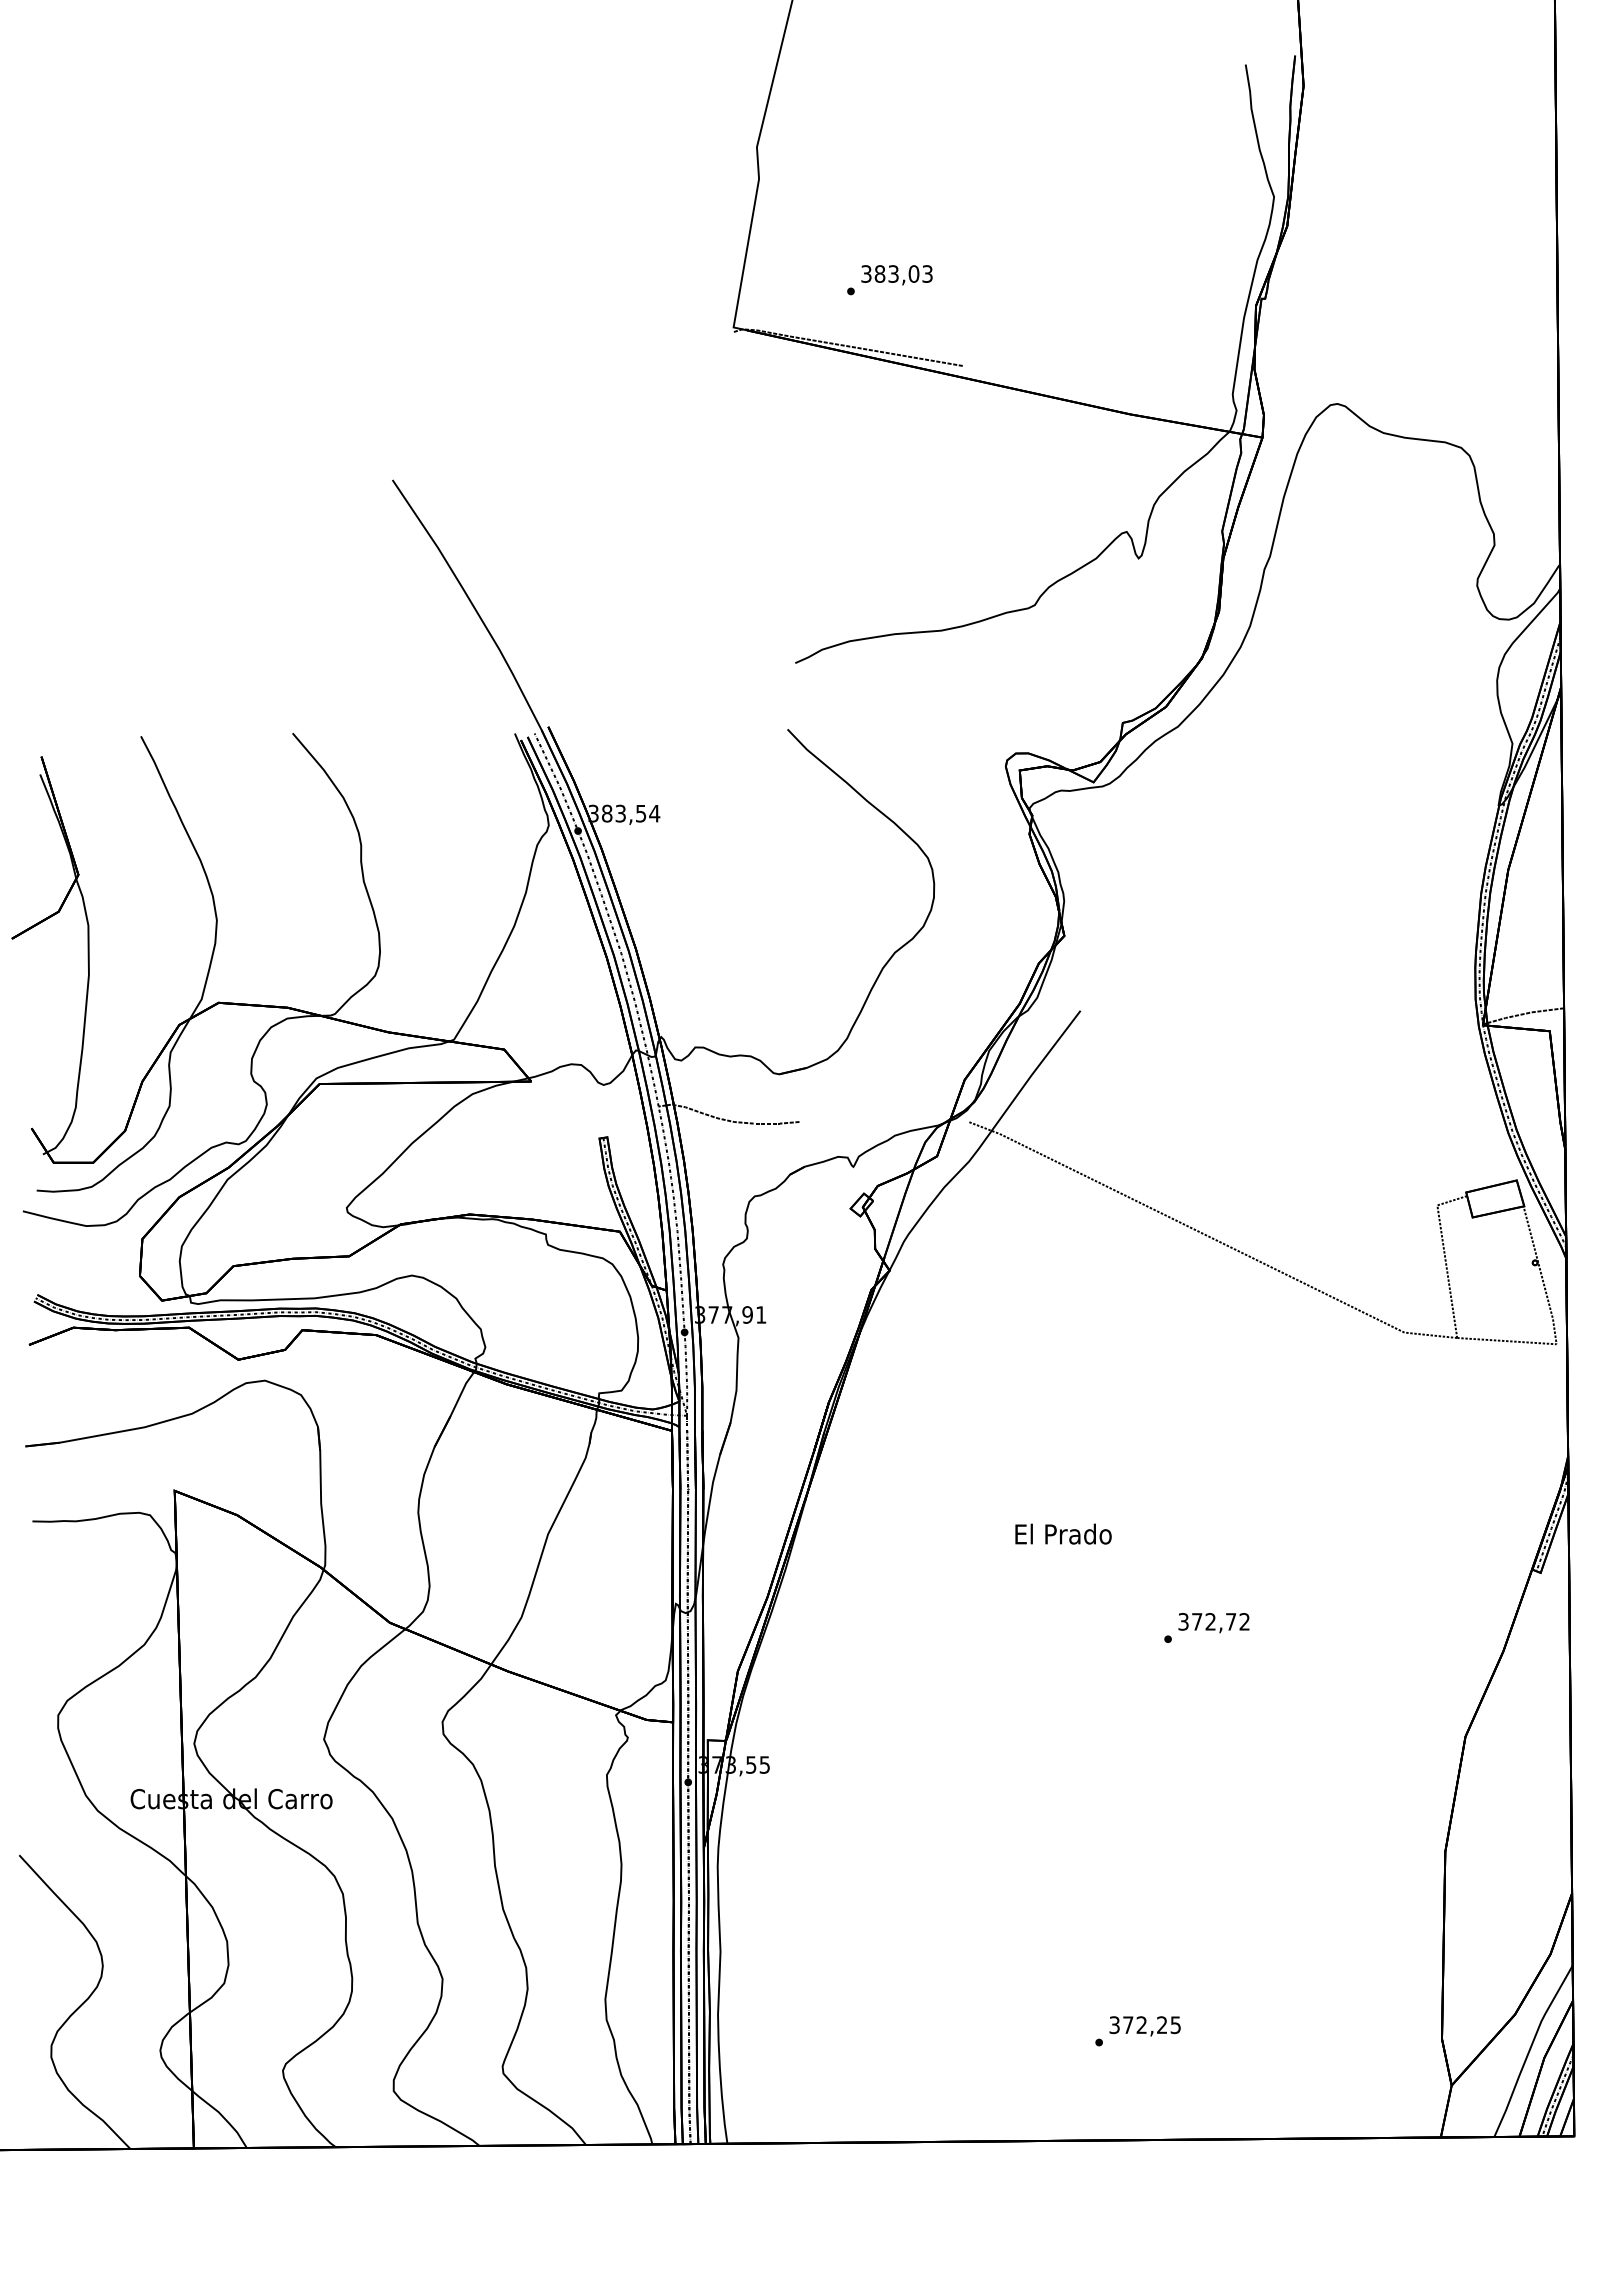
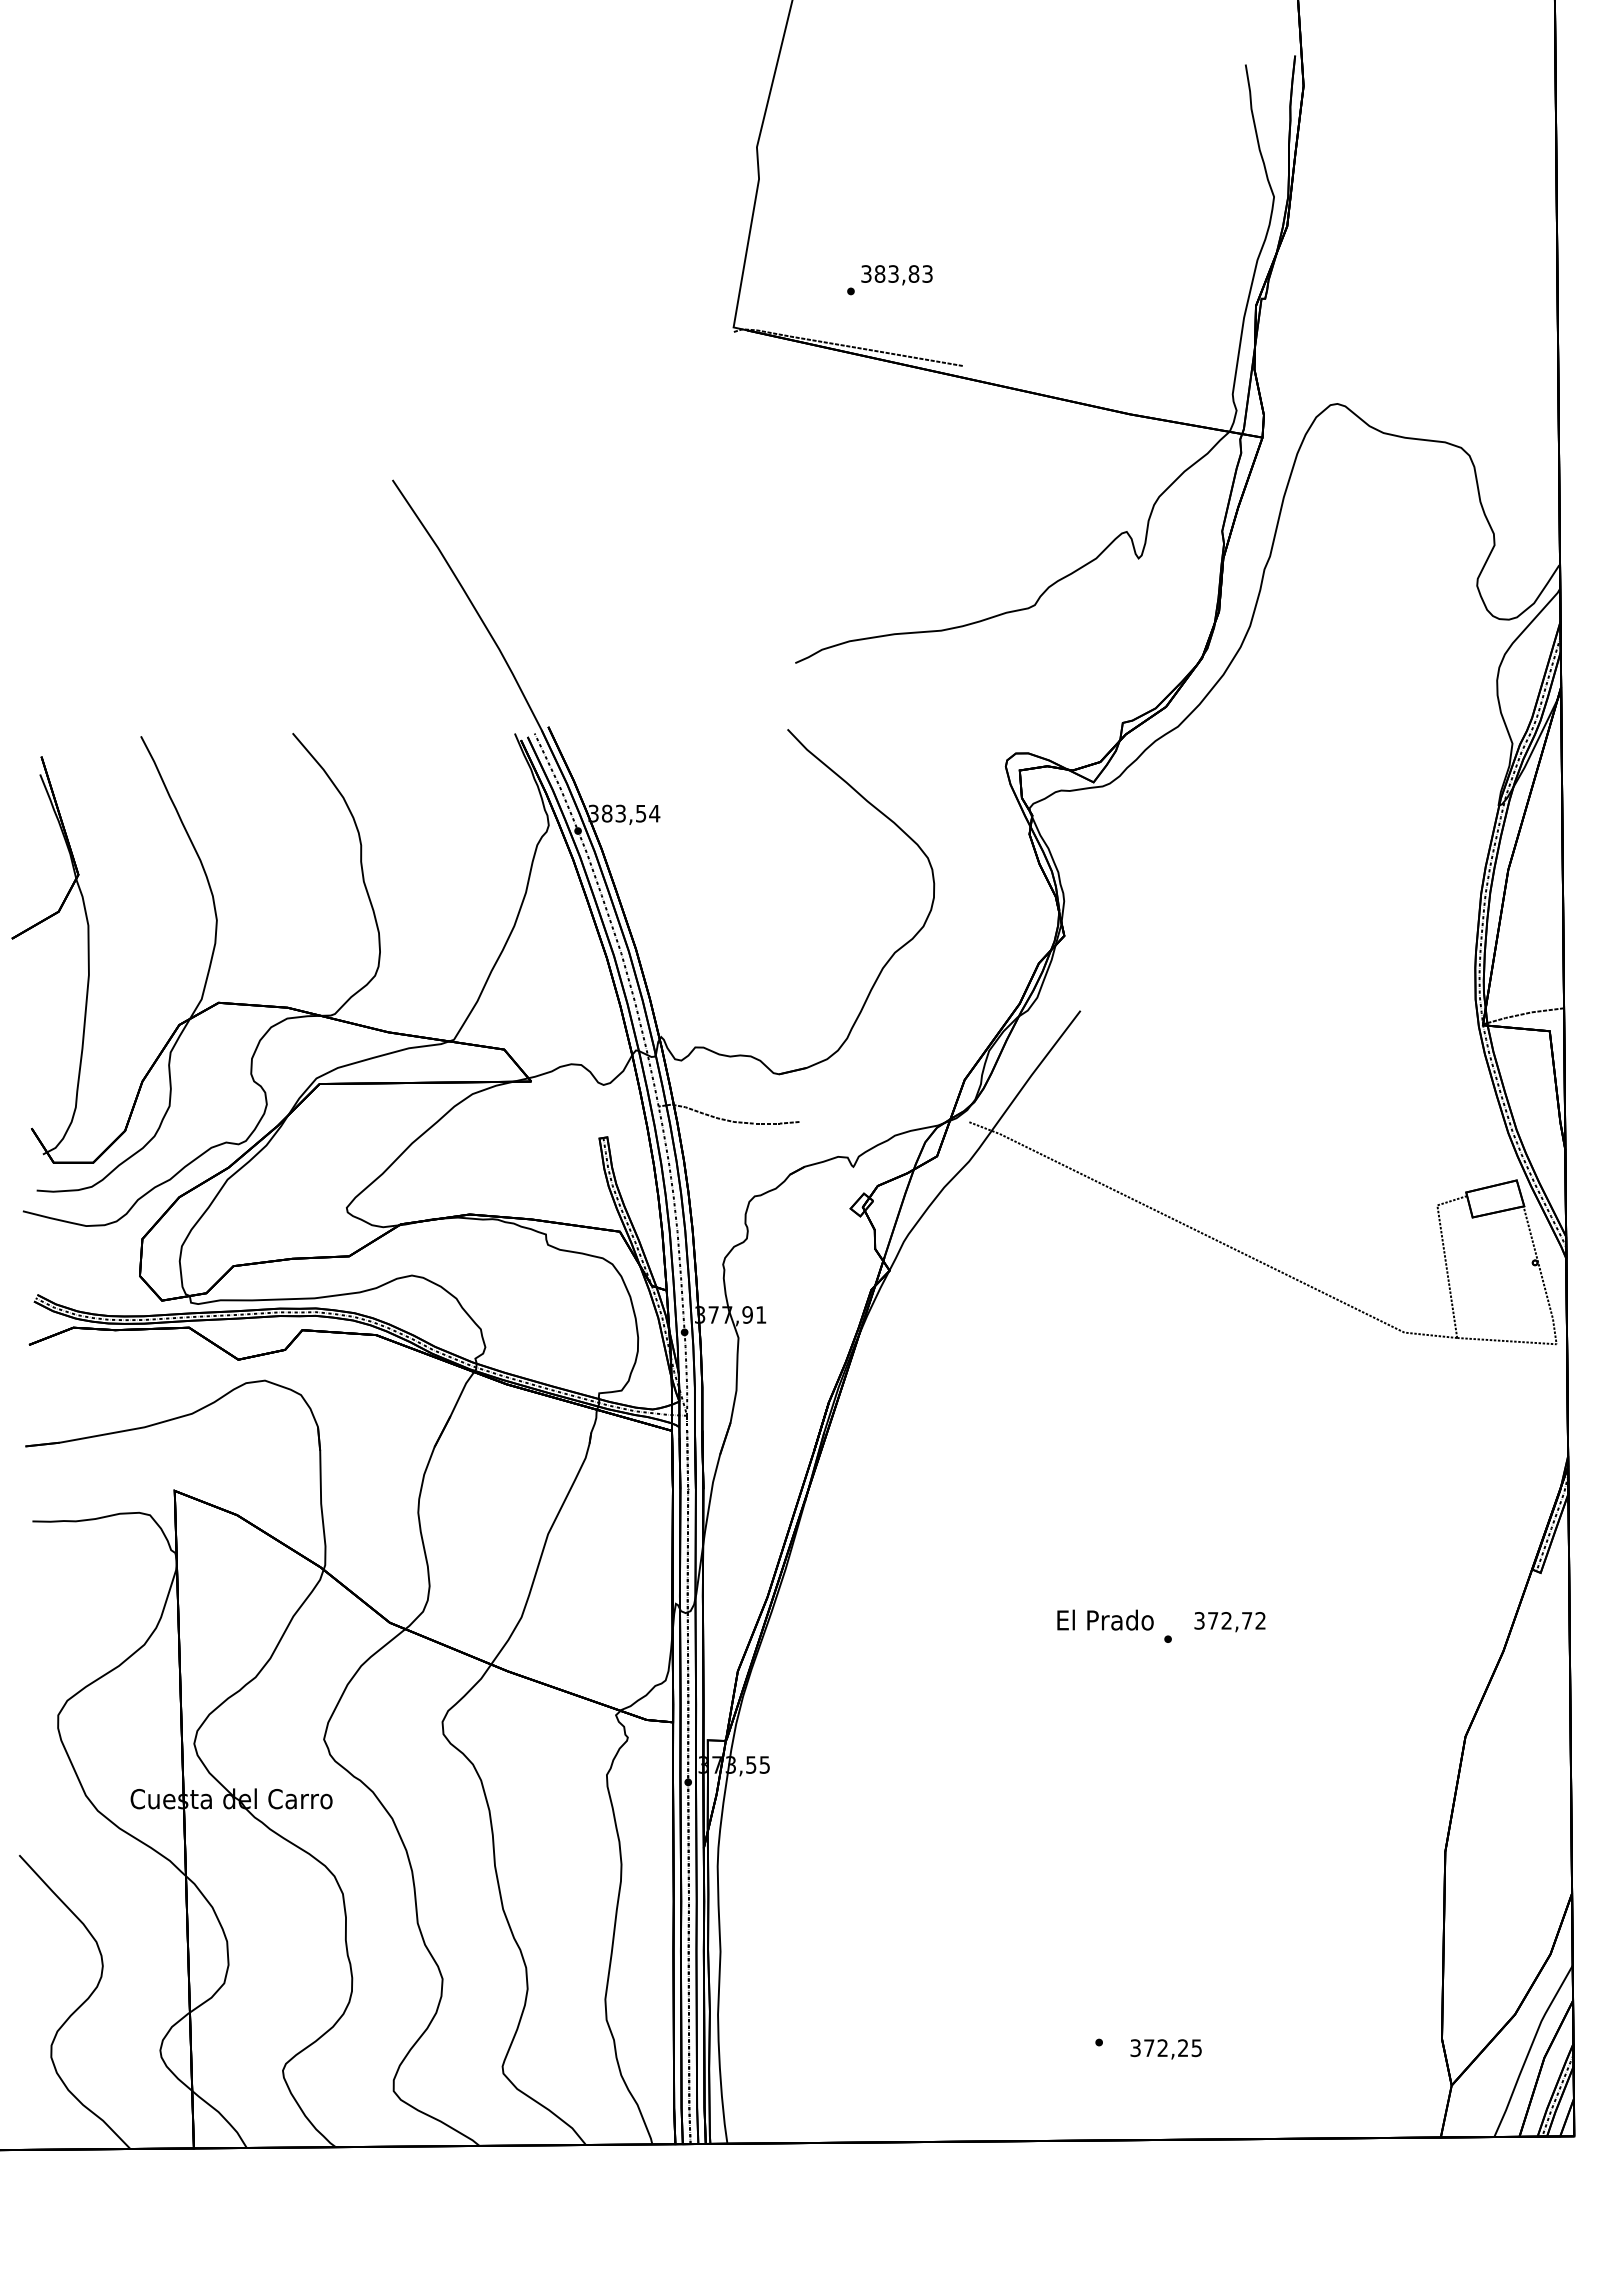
text: 383,03 -> 383,83 (913, 273)
text position: (1063, 1533) -> (1105, 1619) (1105, 1619)
text position: (1213, 1623) -> (1229, 1622) (1229, 1622)
text position: (1144, 2026) -> (1165, 2049) (1165, 2049)
